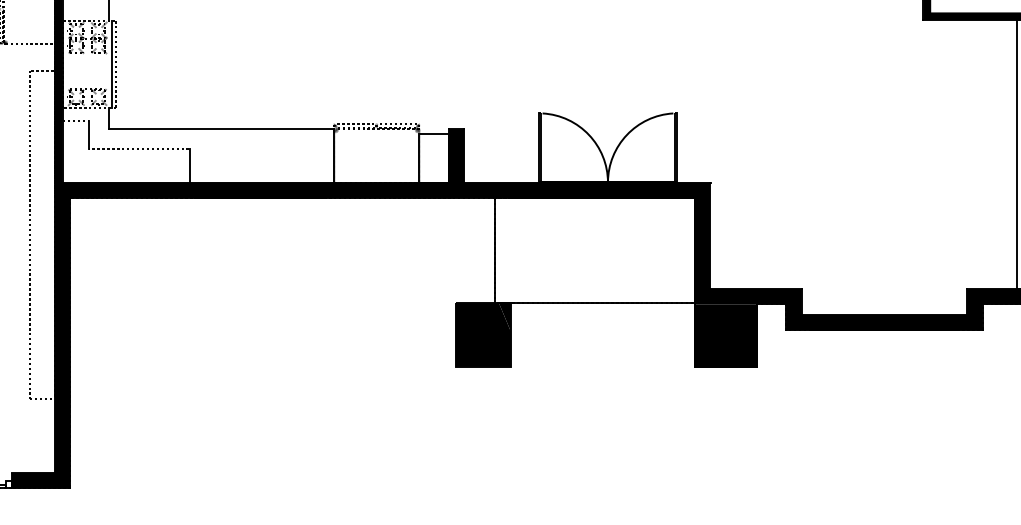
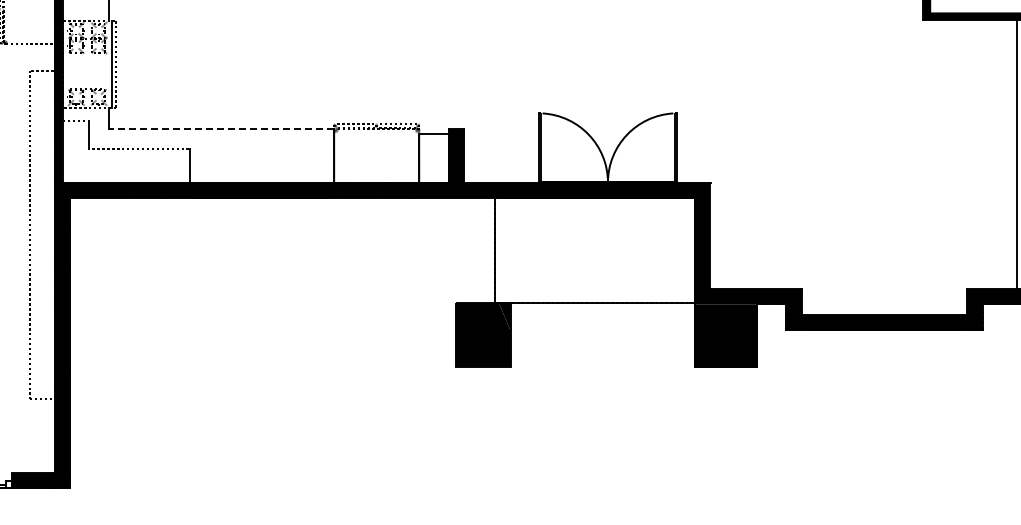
line: solid -> dashed (221, 129)
